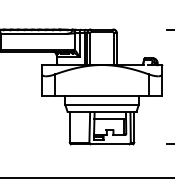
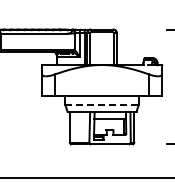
line: solid -> dashed (102, 104)
